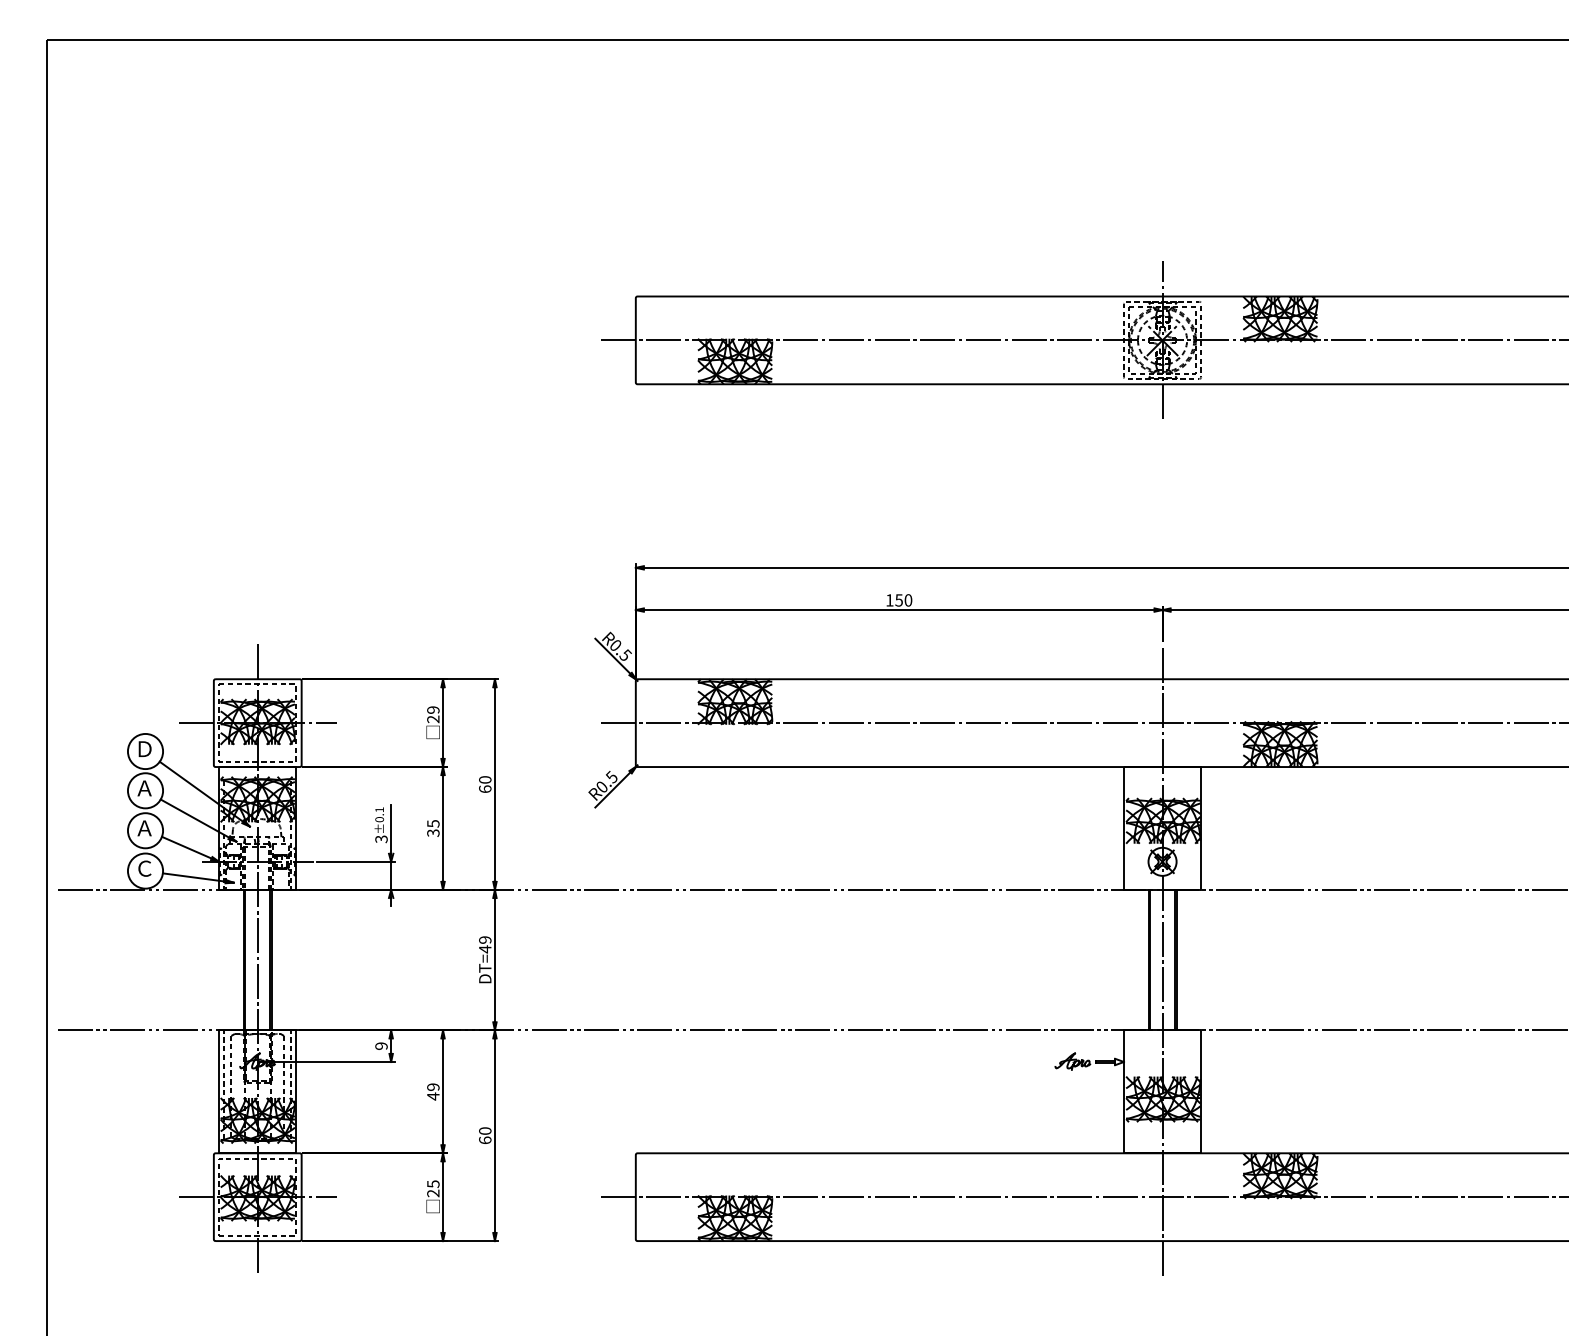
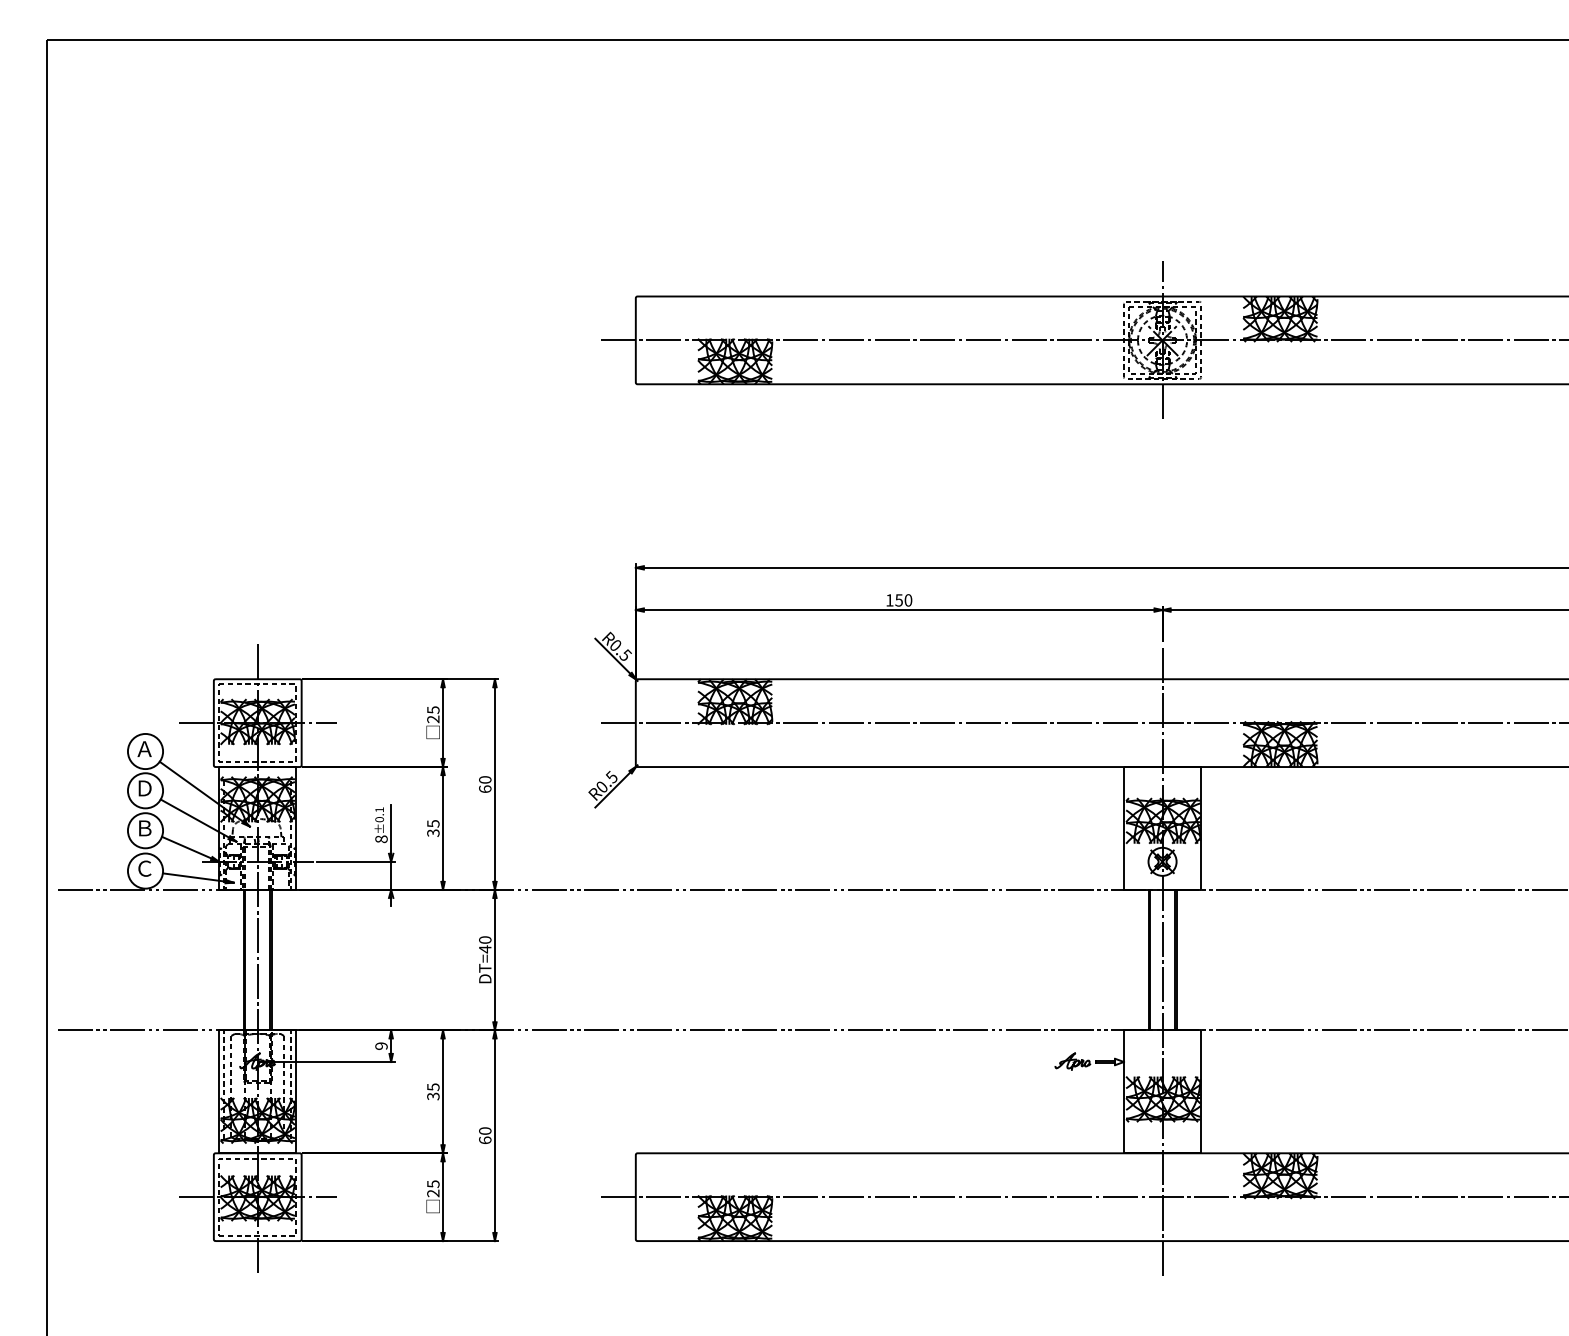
text: 29 -> 25 (433, 709)
text: Ｄ -> Ａ (144, 749)
text: Ａ -> Ｄ (144, 788)
text: Ａ -> Ｂ (144, 828)
text: 3 -> 8 (381, 839)
text: DT=49 -> DT=40 (485, 939)
text: 49 -> 35 (433, 1091)
